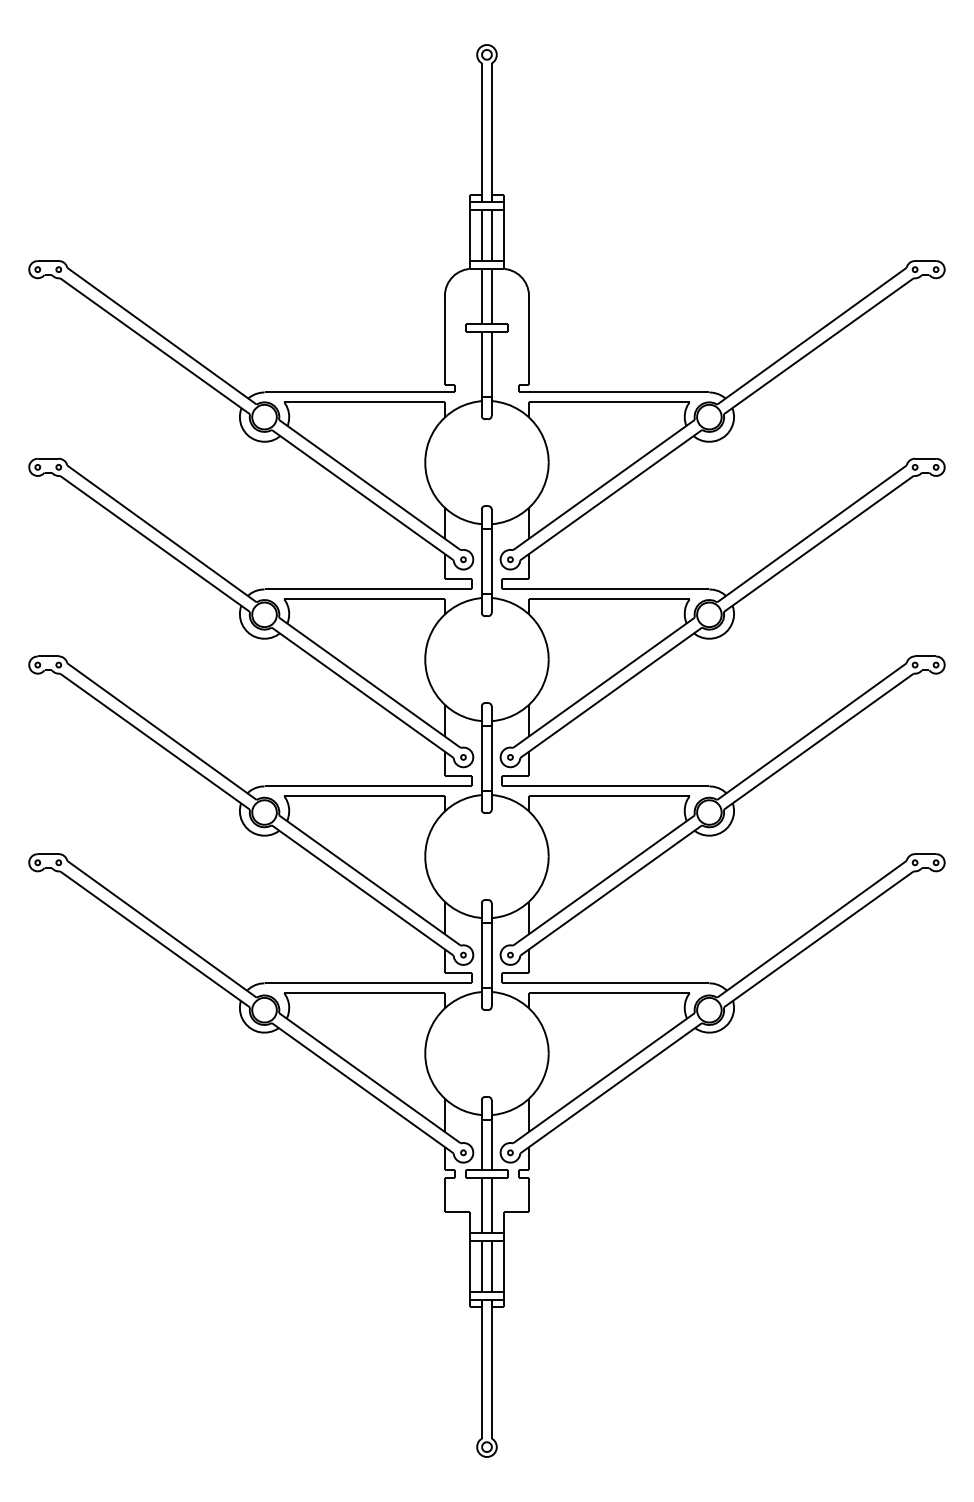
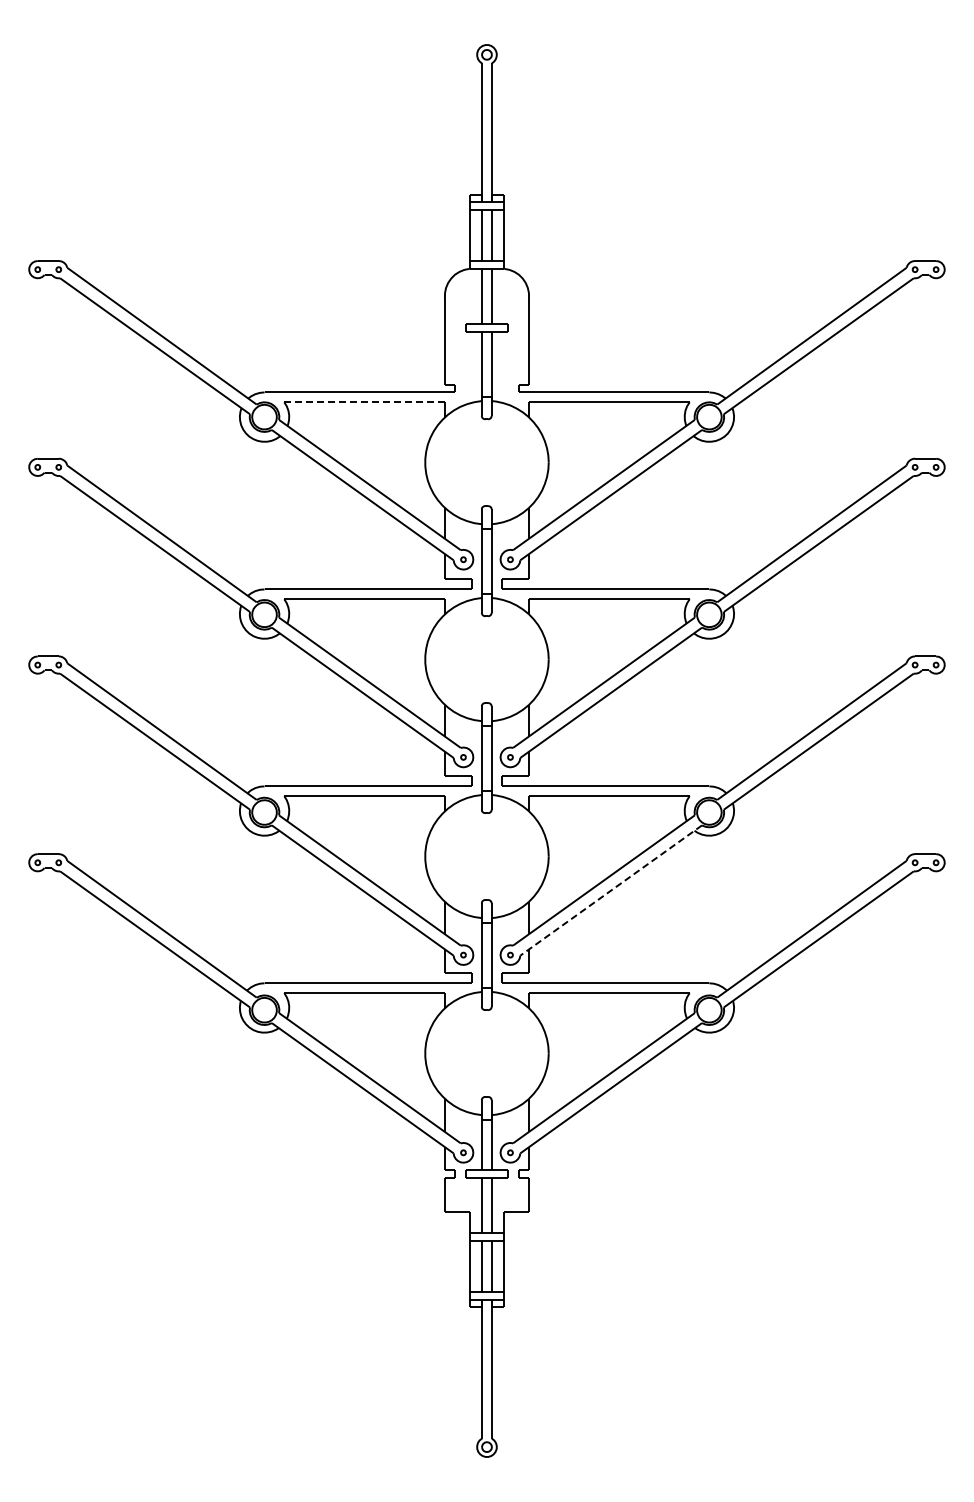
line: solid -> dashed (364, 402)
line: solid -> dashed (611, 890)
